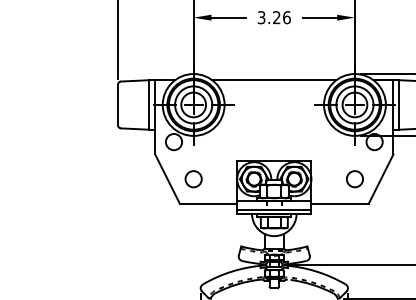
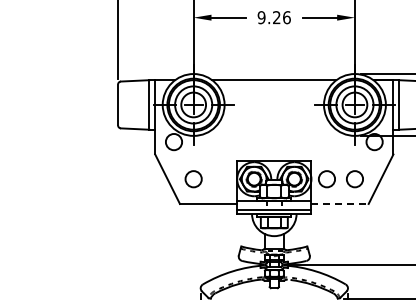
text: 3.26 -> 9.26 (261, 17)
circle: none -> present (326, 179)
line: solid -> dashed (340, 203)
